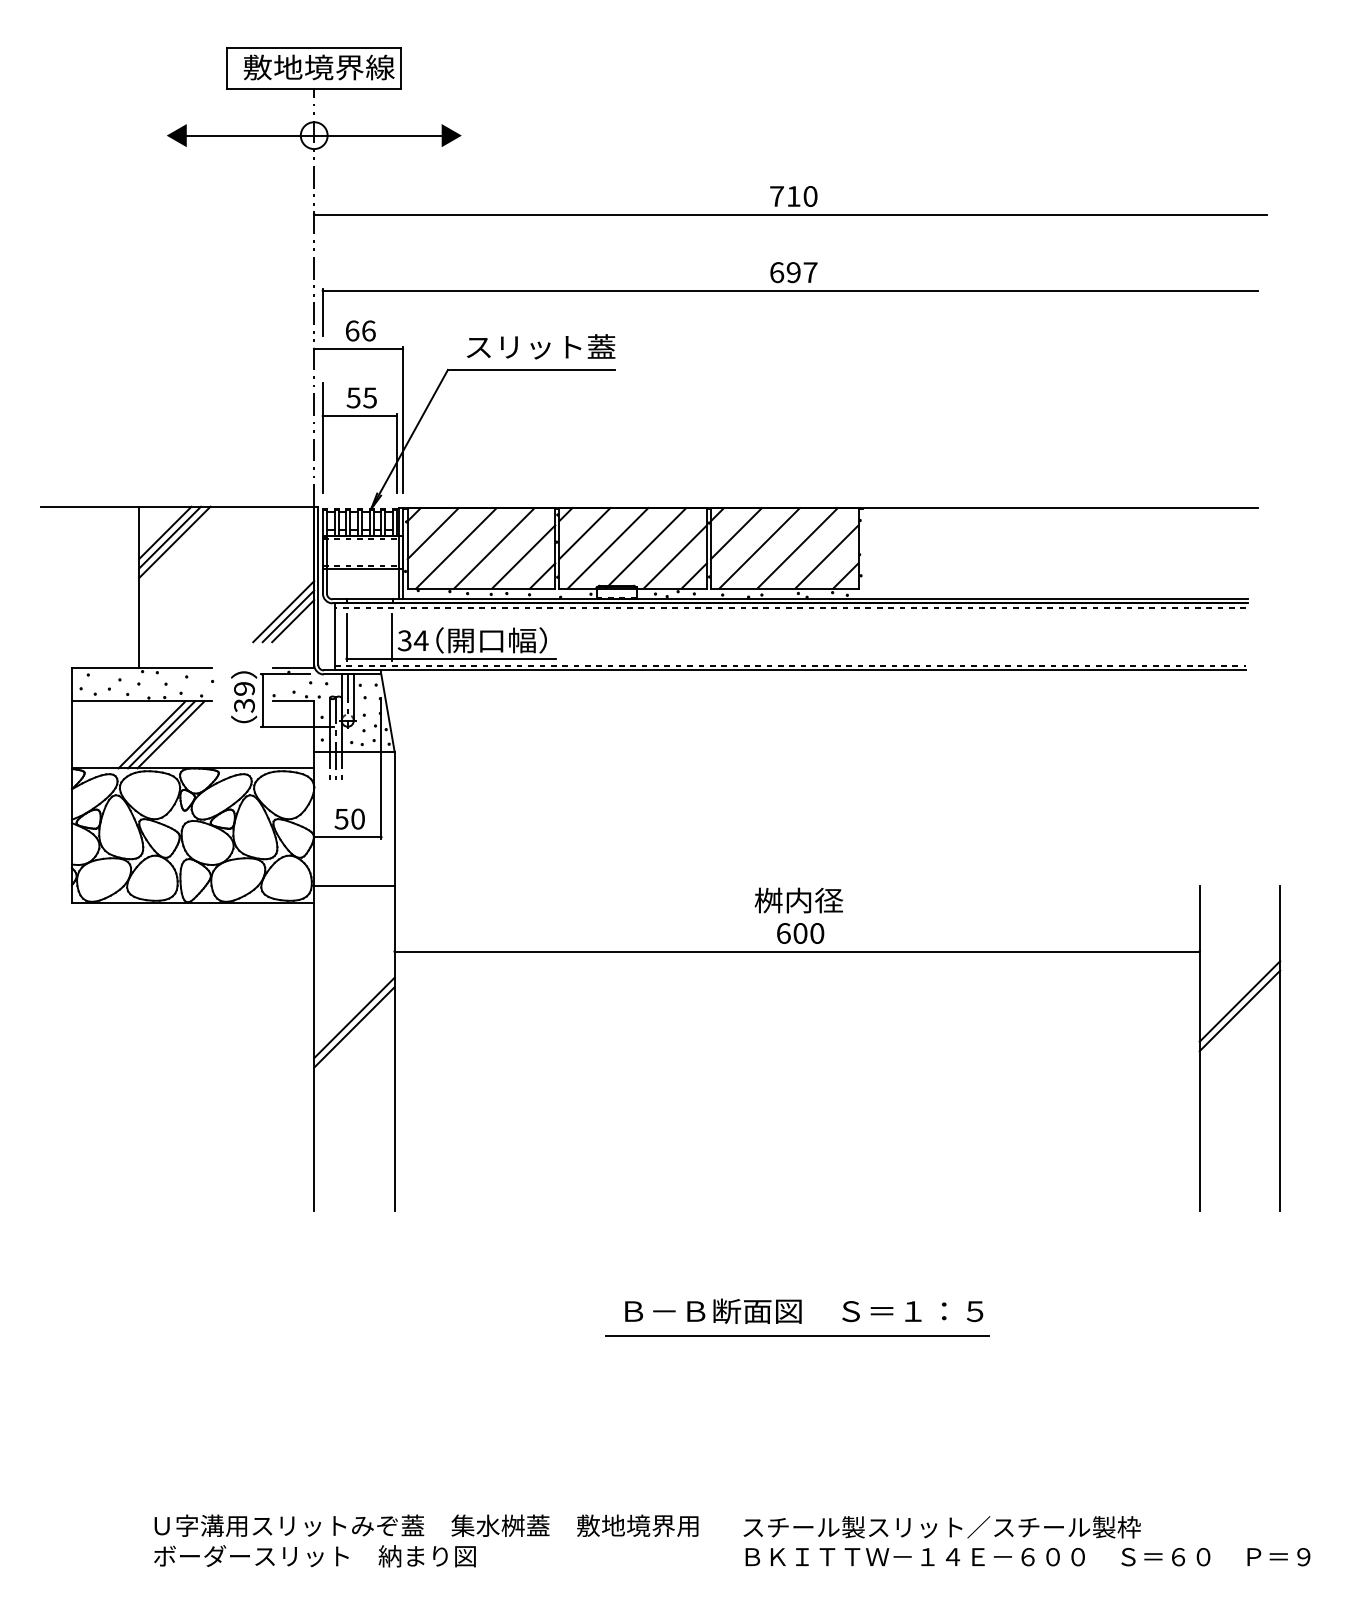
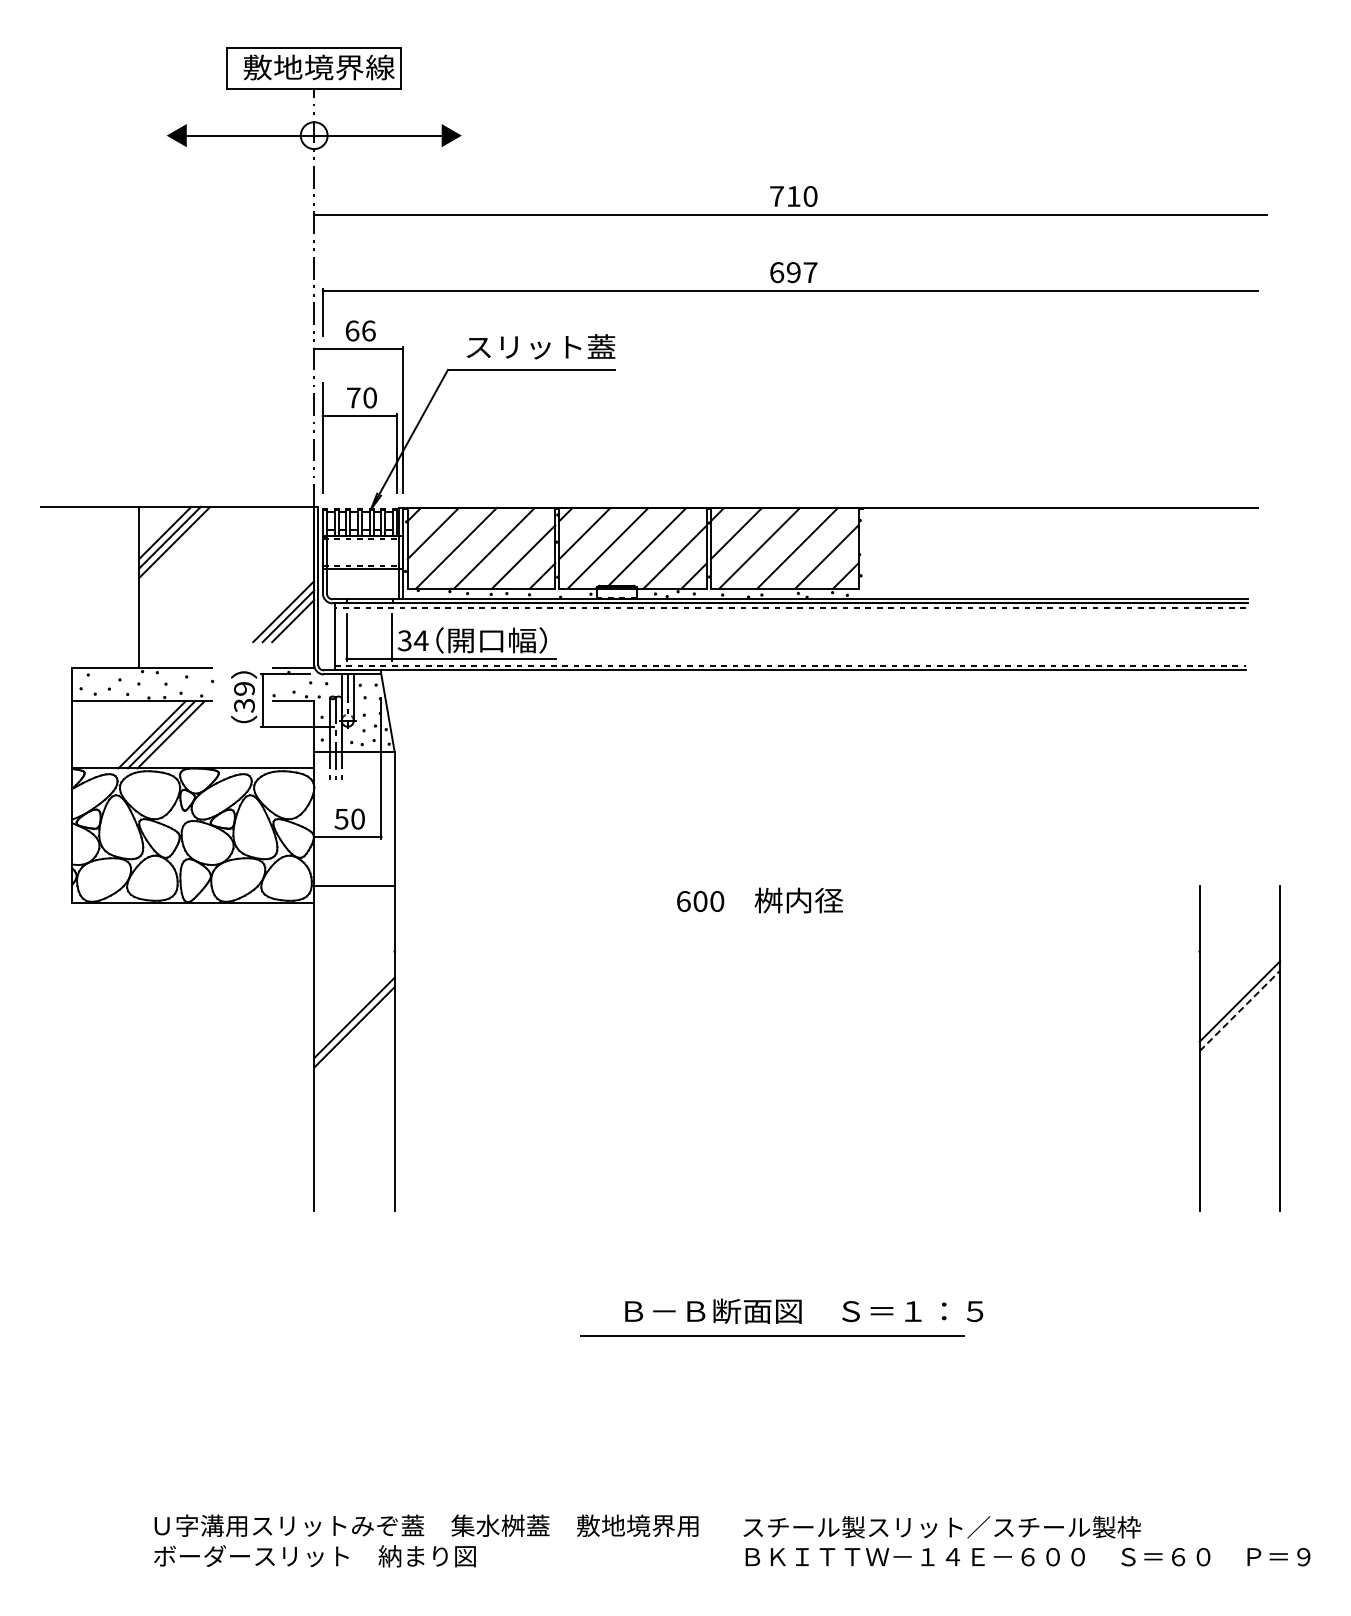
text: 55 -> 70 (361, 397)
text position: (800, 933) -> (700, 901) (700, 901)
line: present -> none (796, 951)
line: solid -> dashed (1239, 1010)
line position: (797, 1335) -> (772, 1335) (772, 1335)
